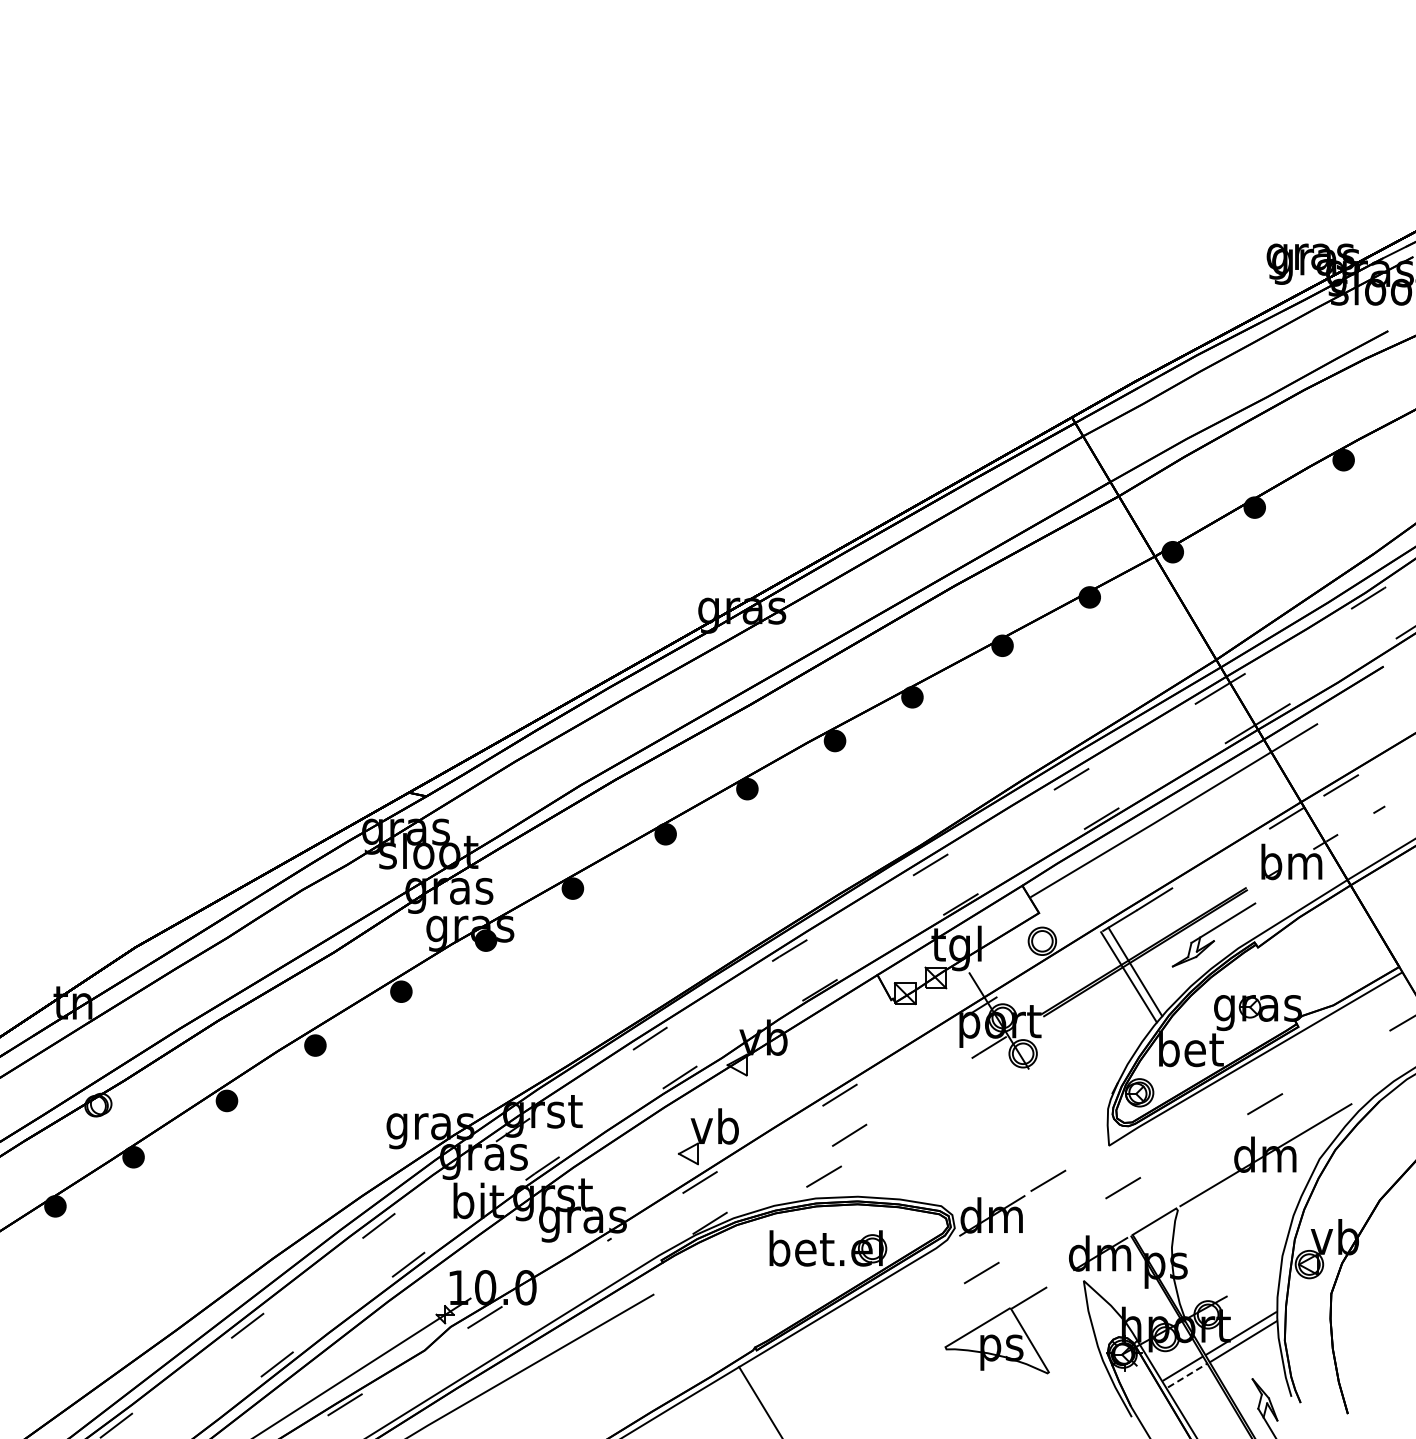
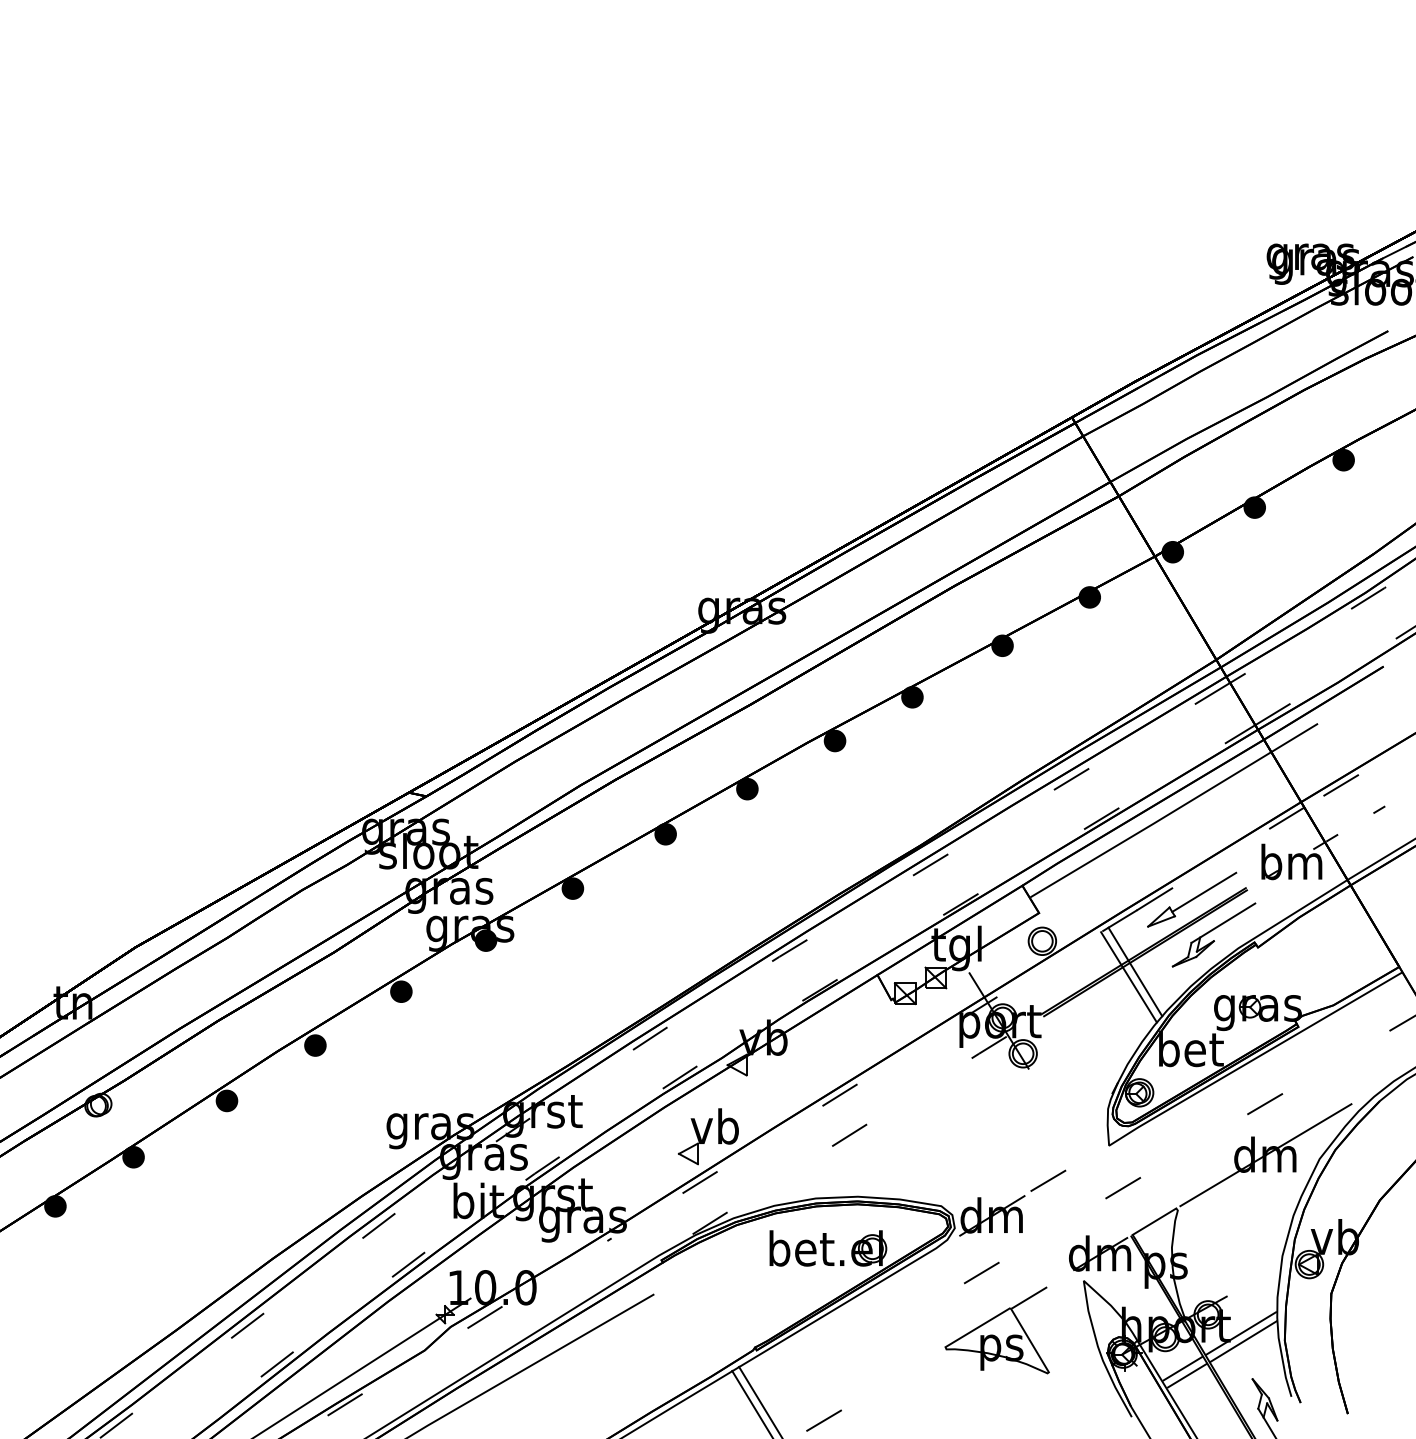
part: none -> present (1192, 899)
line position: (823, 1176) -> (823, 1420) (823, 1420)
line: dashed -> solid (1187, 1375)
line: none -> present (751, 1403)
